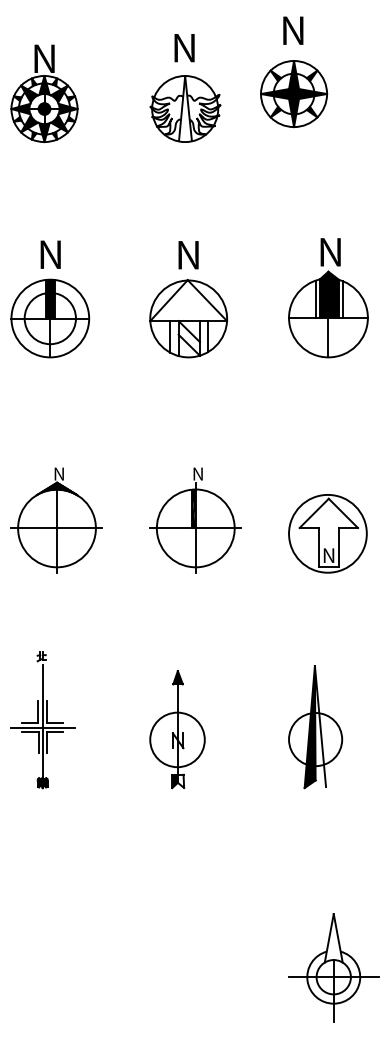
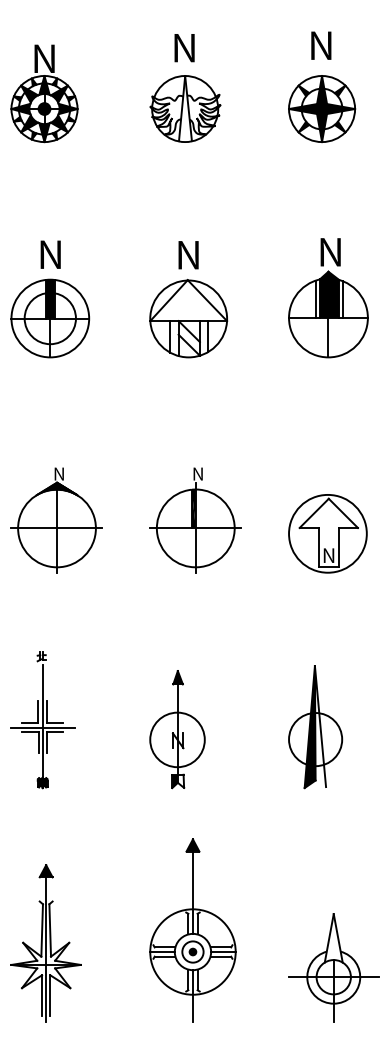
part position: (294, 71) -> (322, 86) (322, 86)
part: none -> present (192, 930)
part: none -> present (45, 943)
